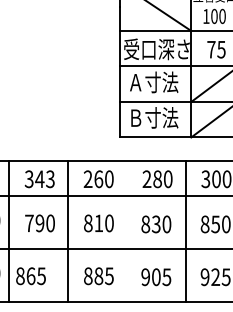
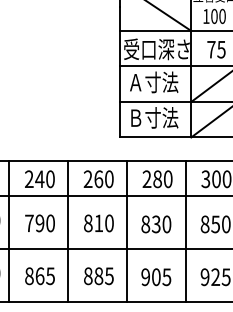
text: 343 -> 240 (39, 179)
line: none -> present (126, 230)
text position: (30, 276) -> (39, 276) (39, 276)
